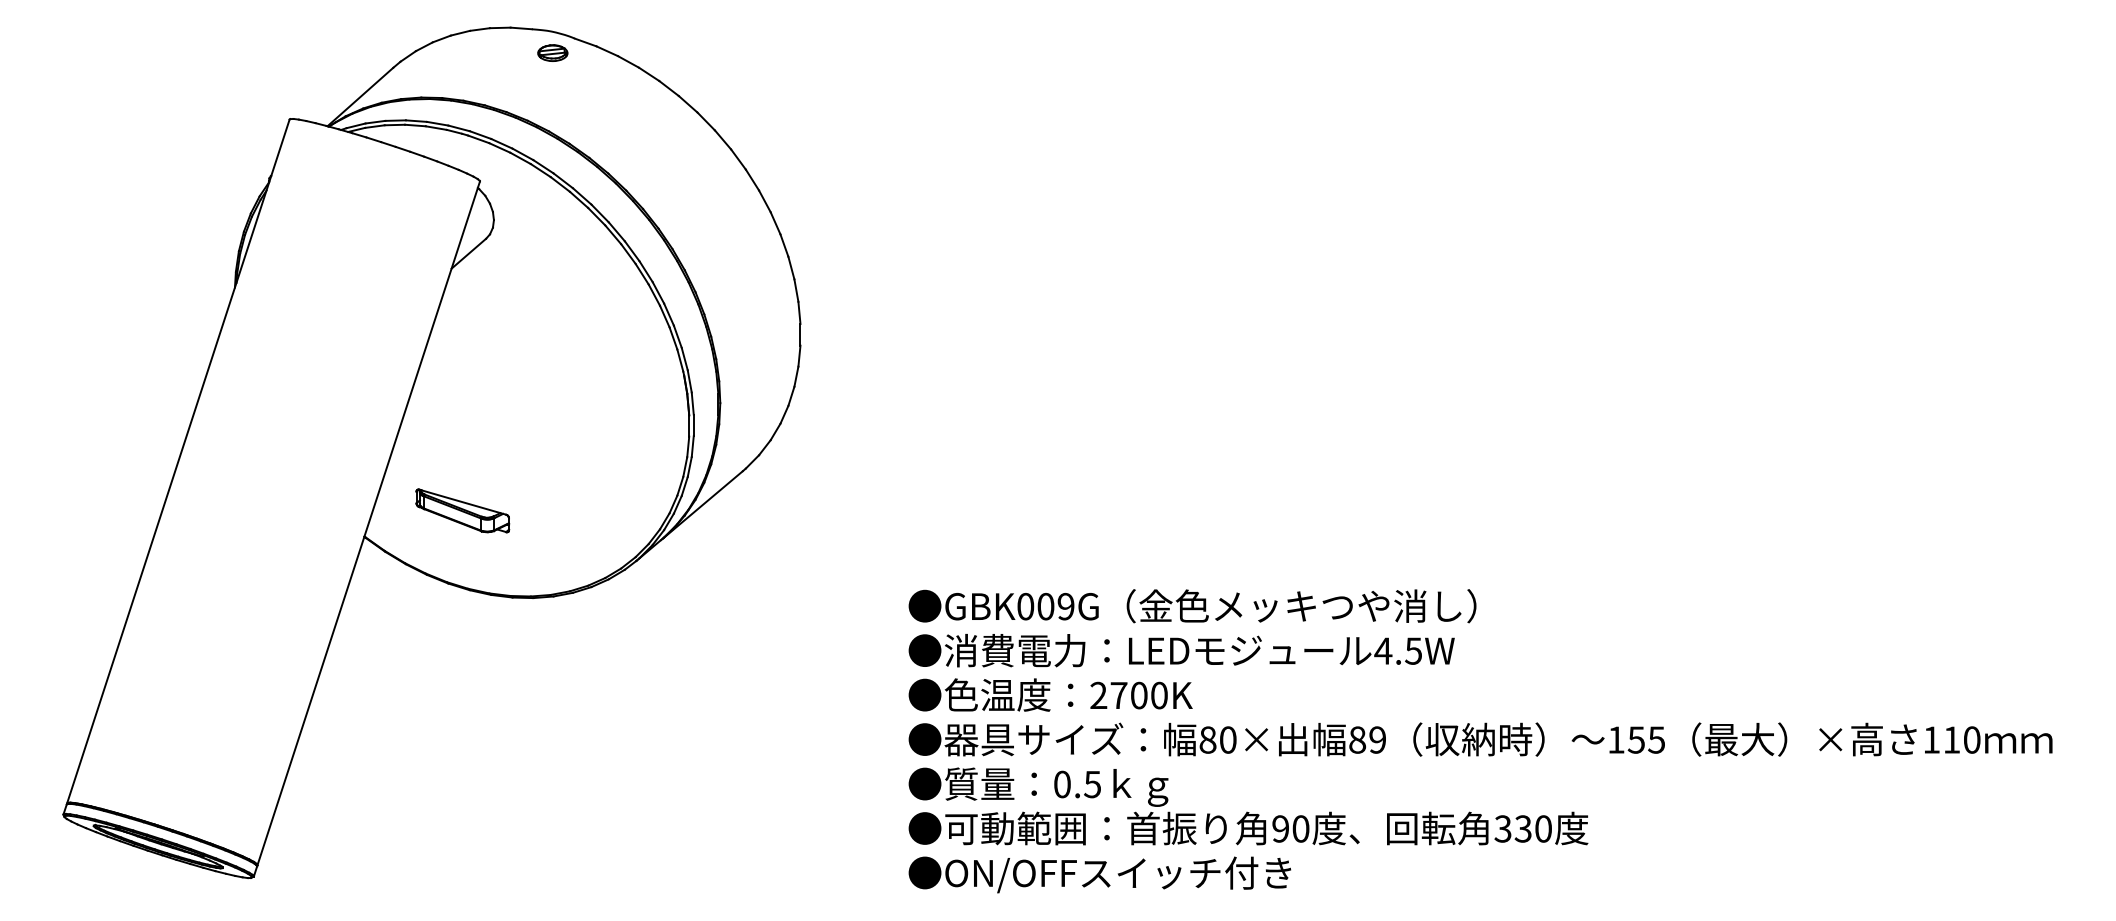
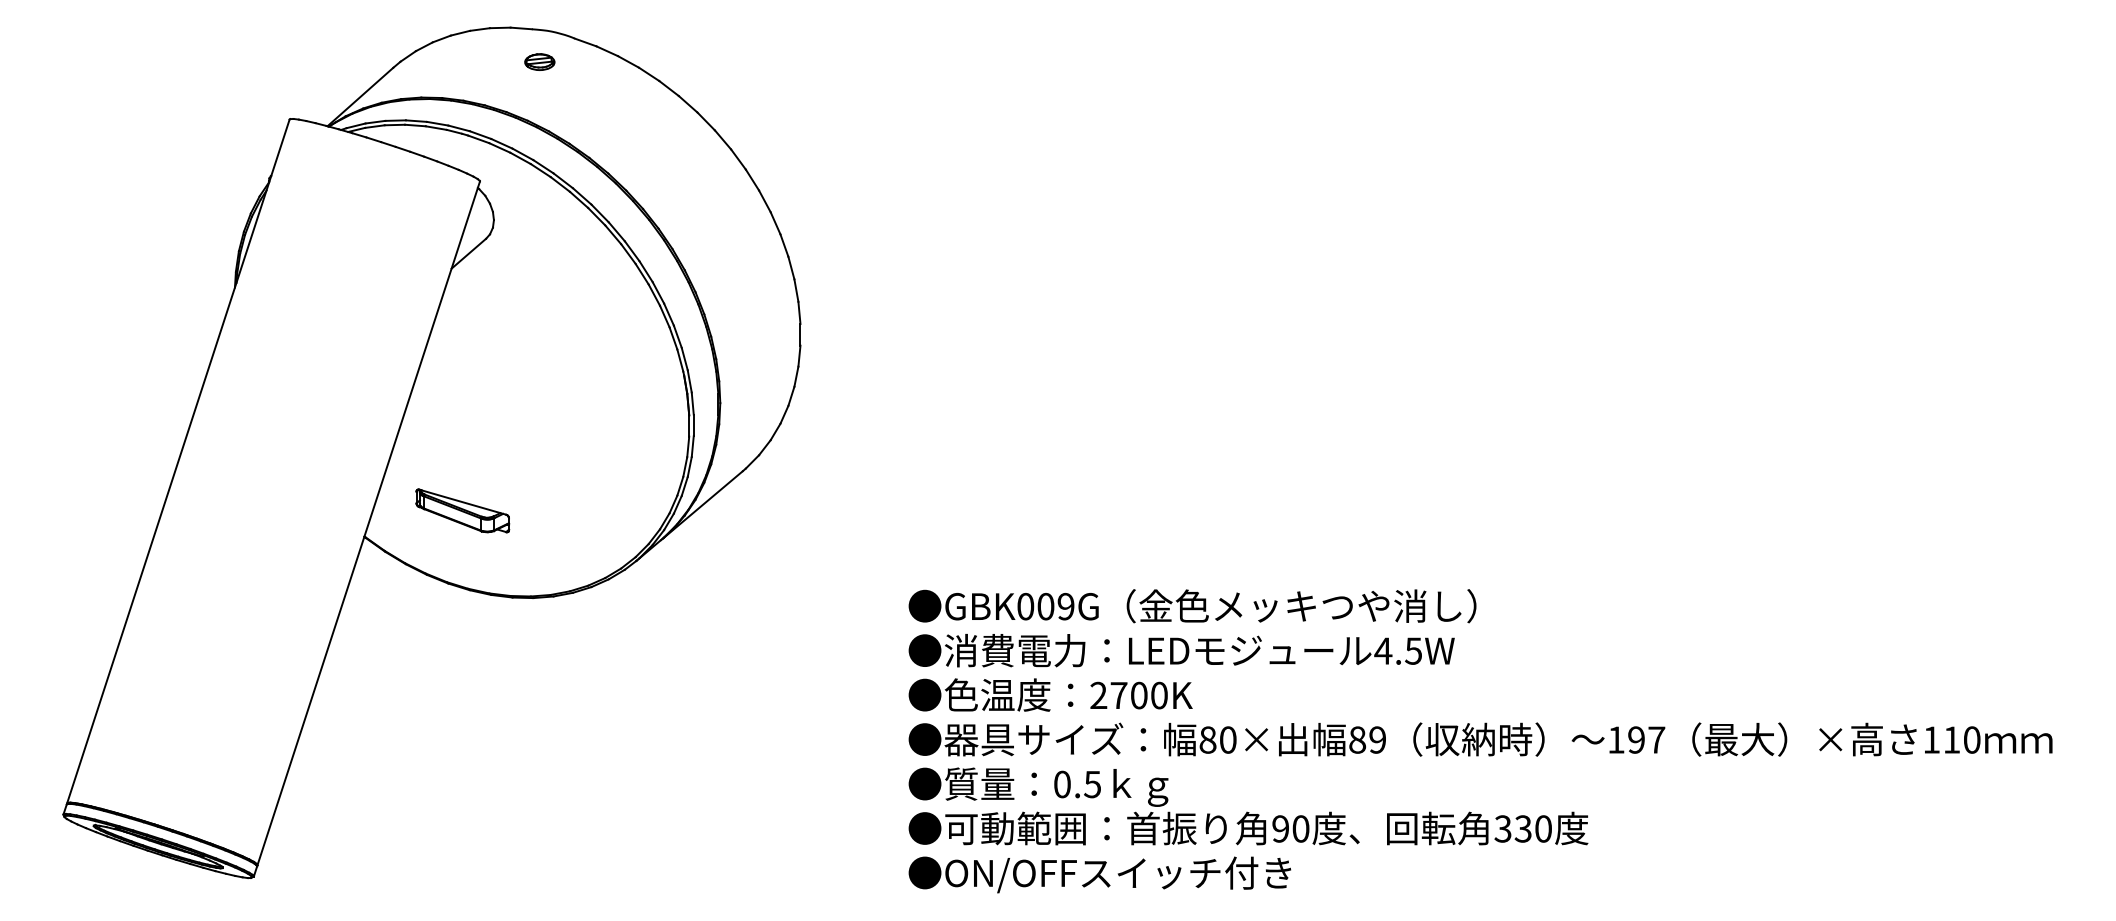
part position: (552, 52) -> (539, 61) (539, 61)
text: 155 -> 197 (1646, 739)
